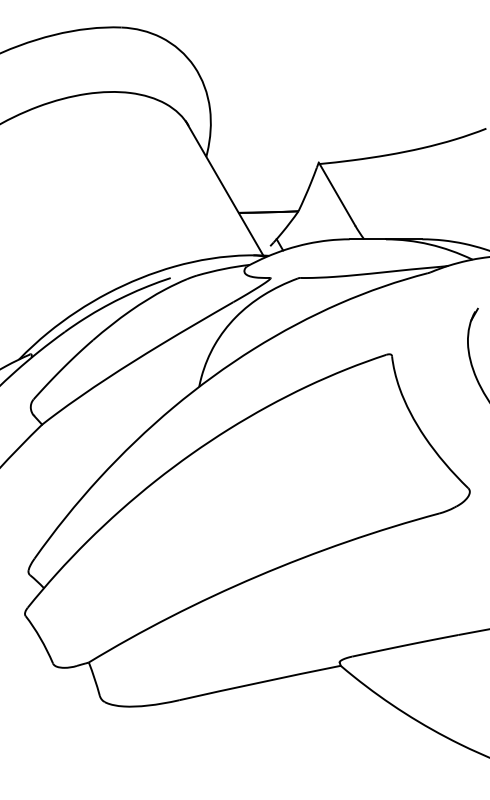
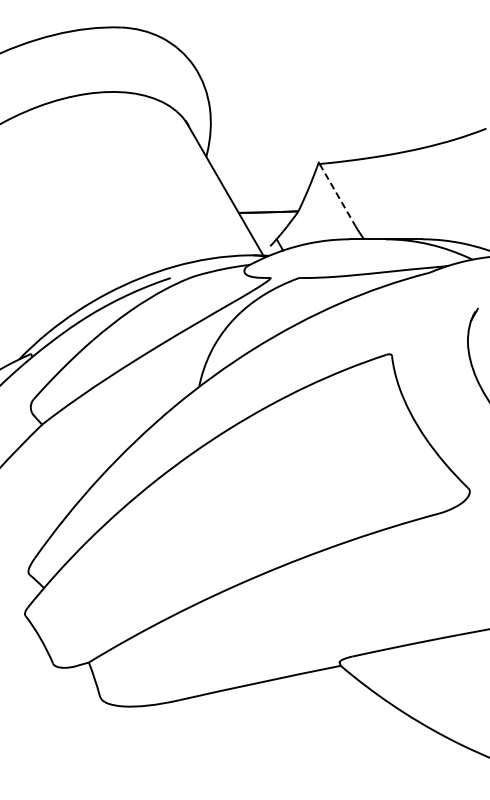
line: solid -> dashed (337, 194)
